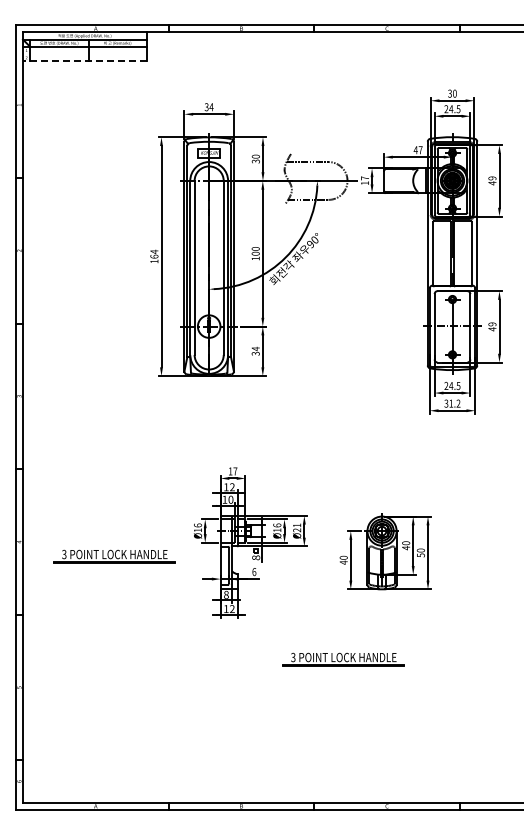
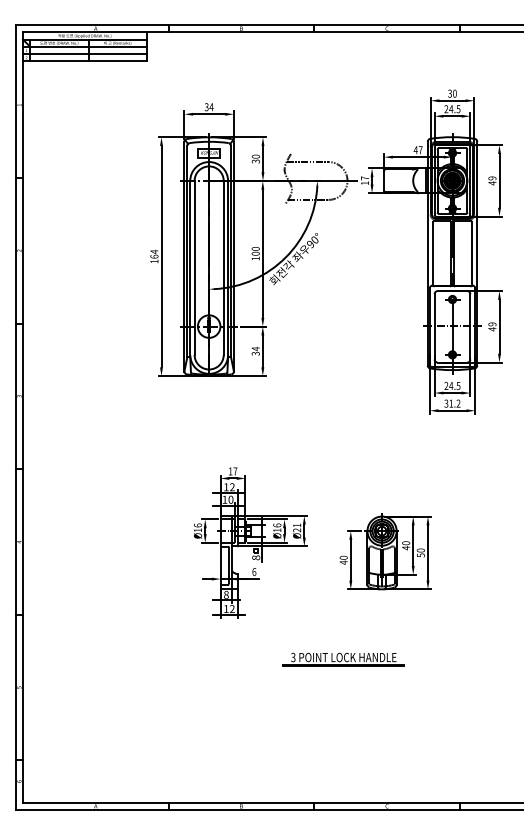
line: none -> present (84, 54)
line: dashed -> solid (84, 61)
part: present -> none (114, 556)
